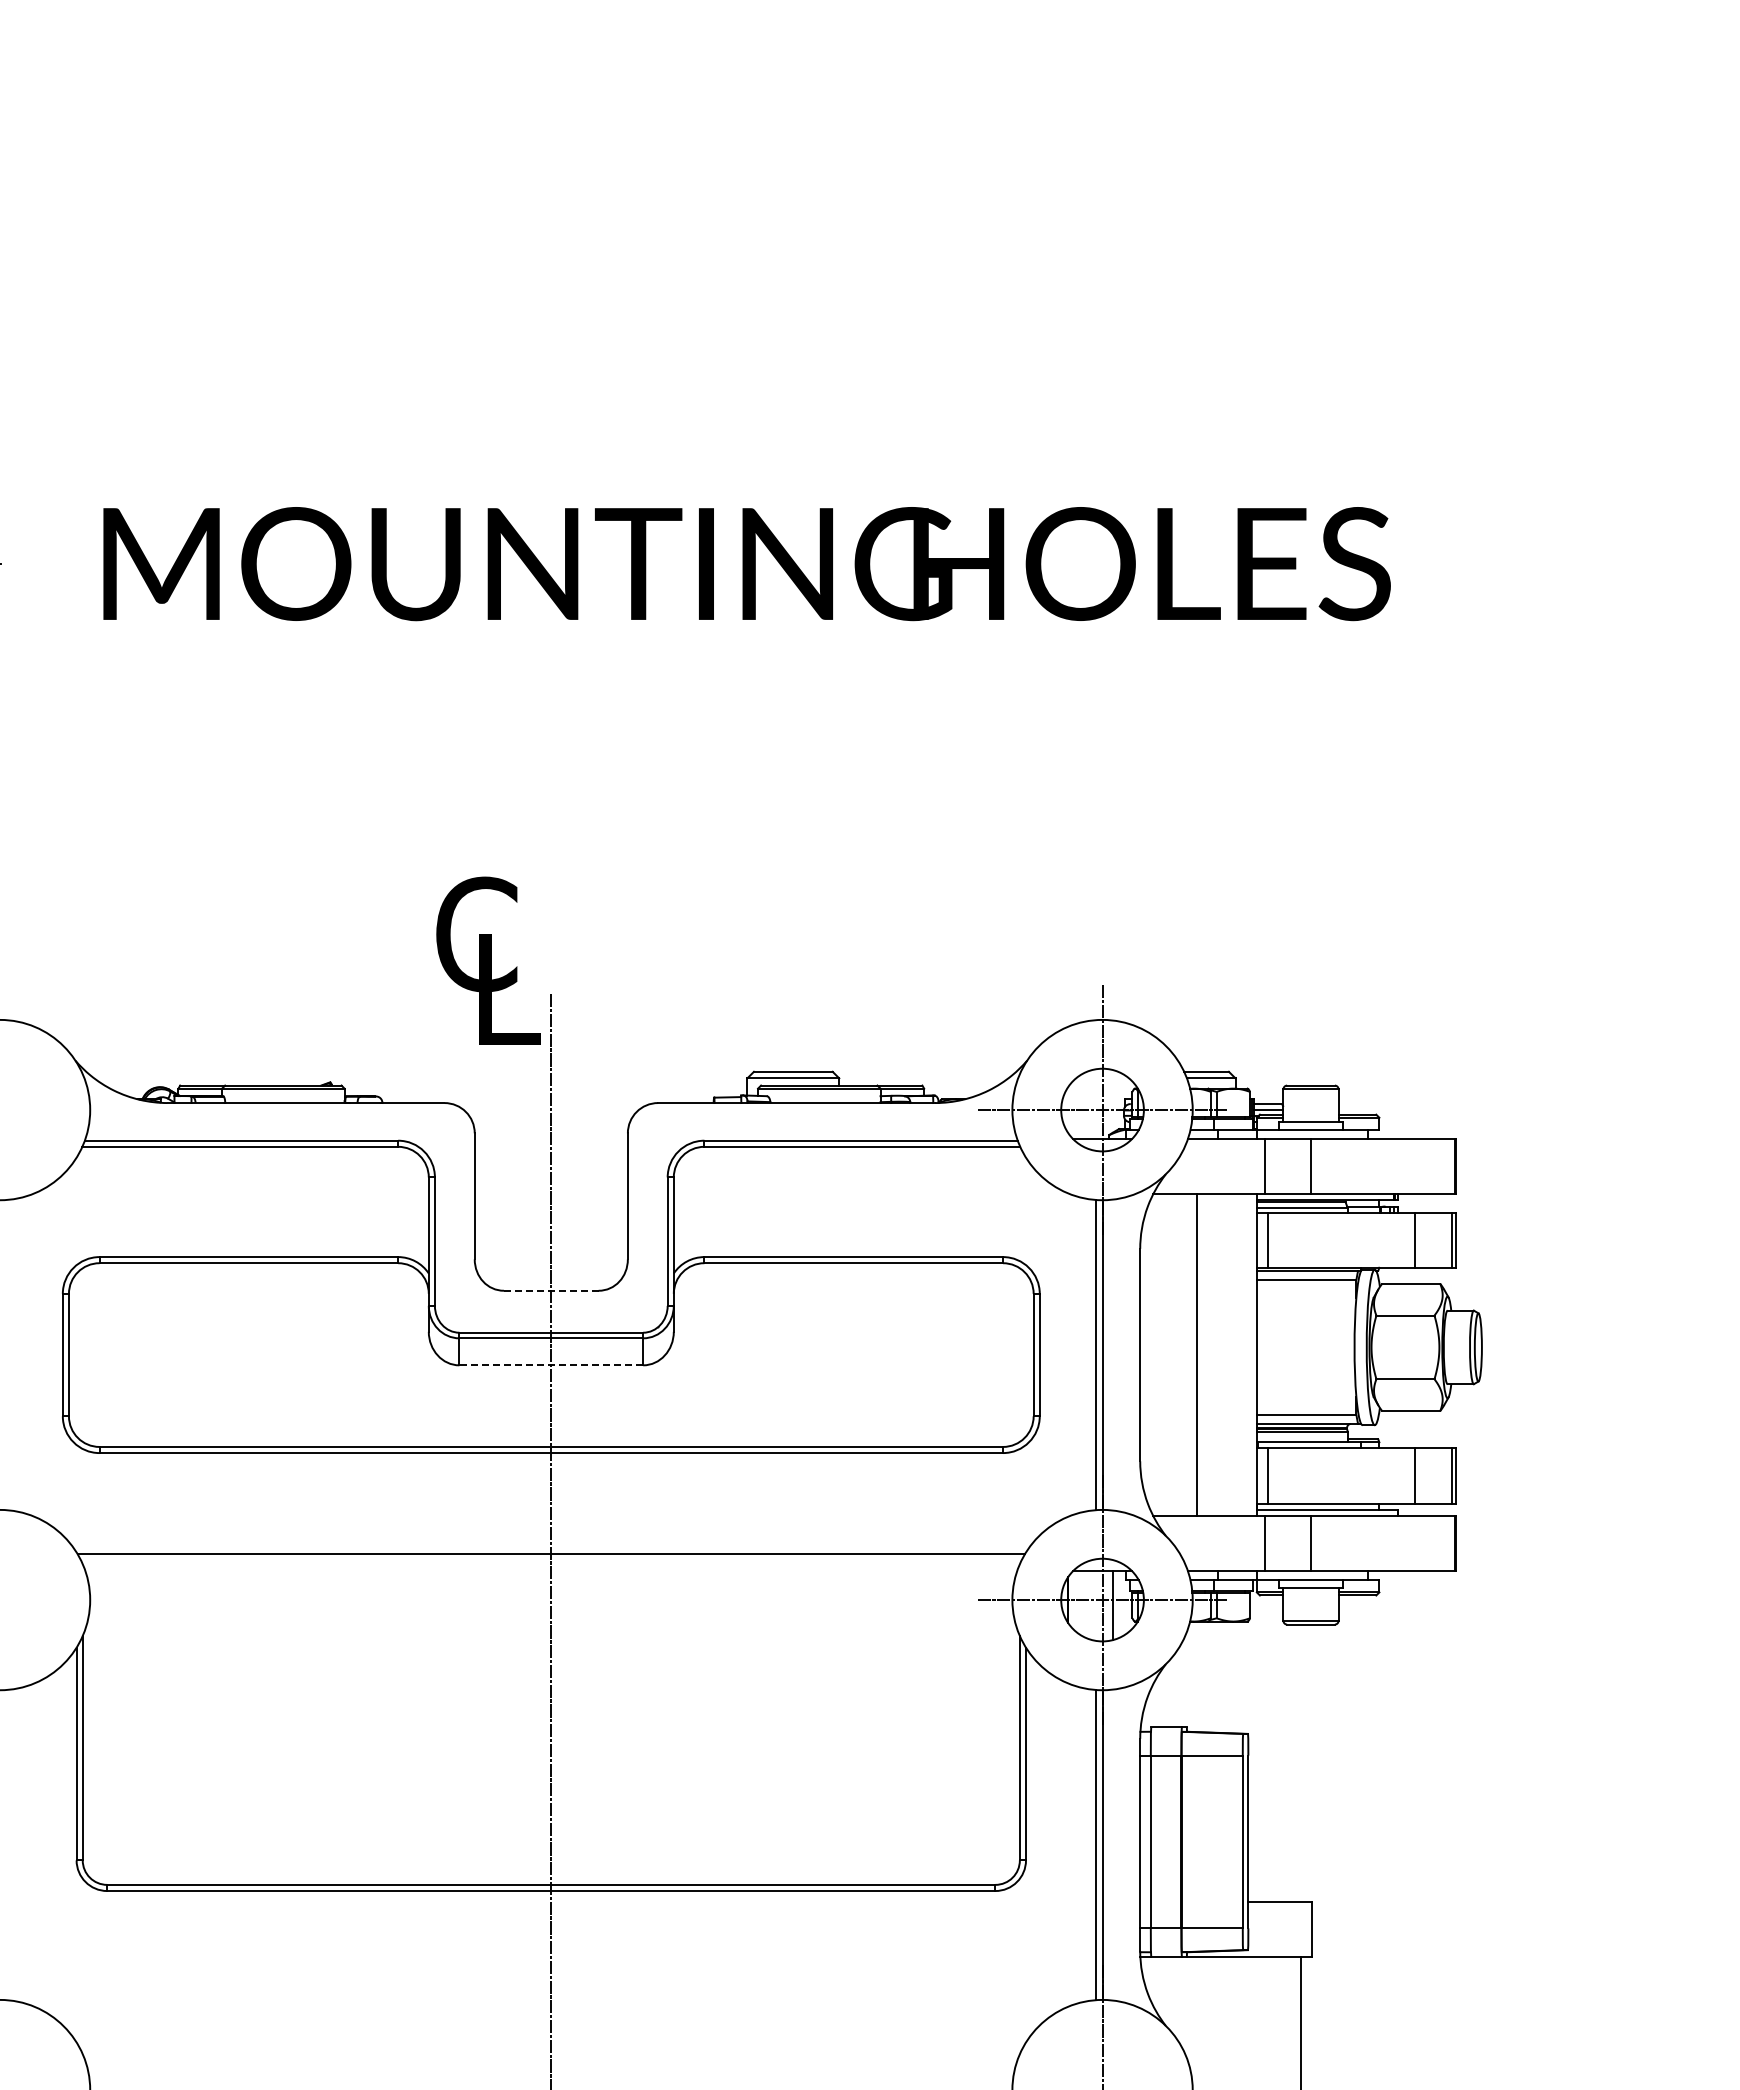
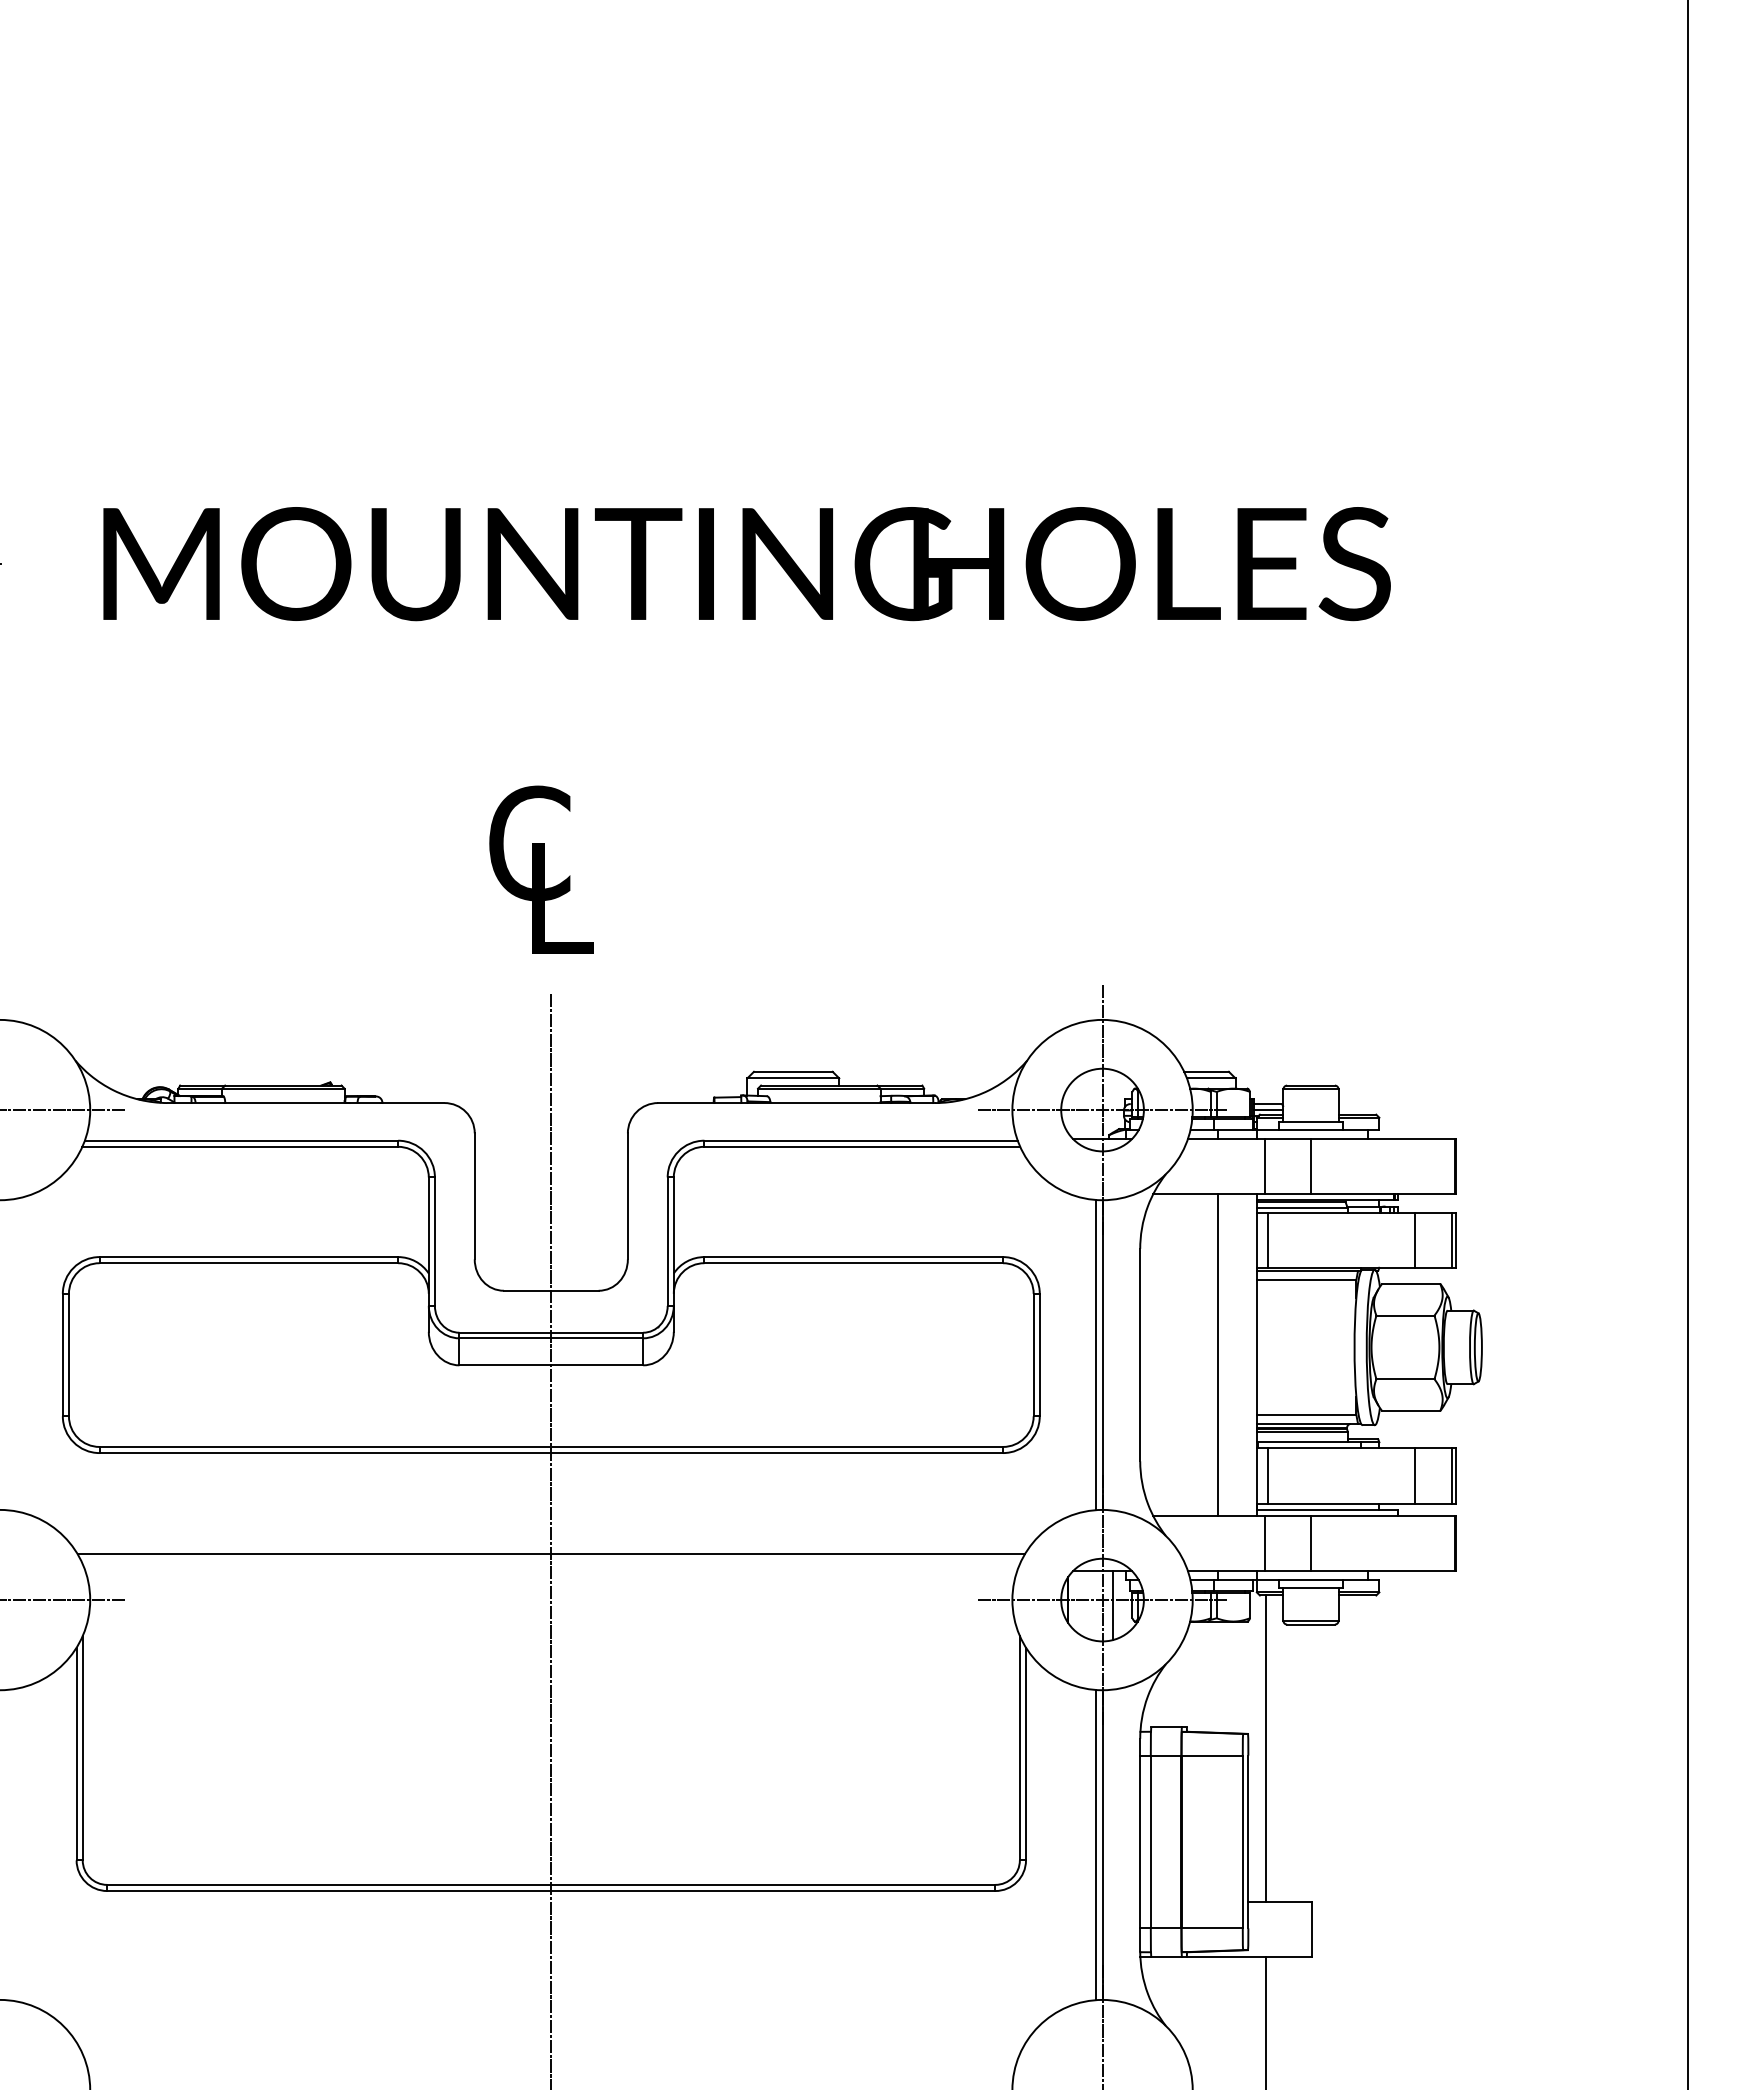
text position: (488, 960) -> (541, 869) (541, 869)
line: none -> present (1687, 1044)
line: none -> present (63, 1110)
line: dashed -> solid (551, 1290)
line position: (1196, 1354) -> (1217, 1354) (1217, 1354)
line: dashed -> solid (551, 1365)
line: none -> present (63, 1600)
line: none -> present (1266, 1748)
line position: (1301, 2021) -> (1266, 2021) (1266, 2021)
